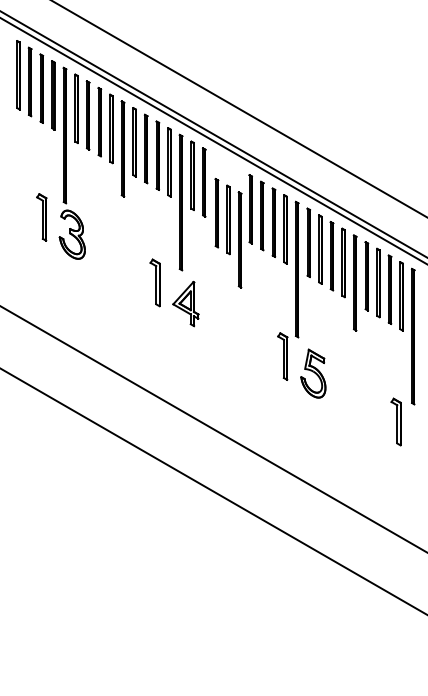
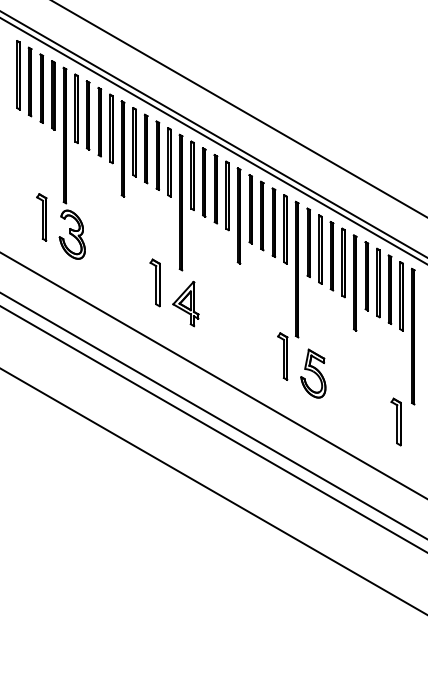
part position: (228, 233) -> (227, 209) (227, 209)
line: none -> present (213, 375)
line: none -> present (213, 415)
